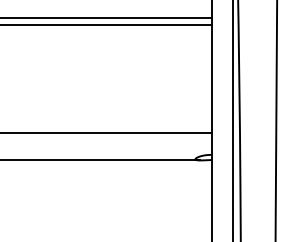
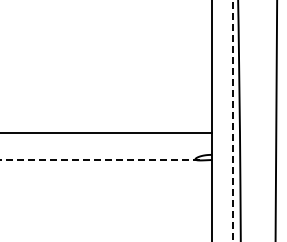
line: present -> none (107, 17)
line: present -> none (107, 25)
line: solid -> dashed (232, 121)
line: solid -> dashed (100, 160)
